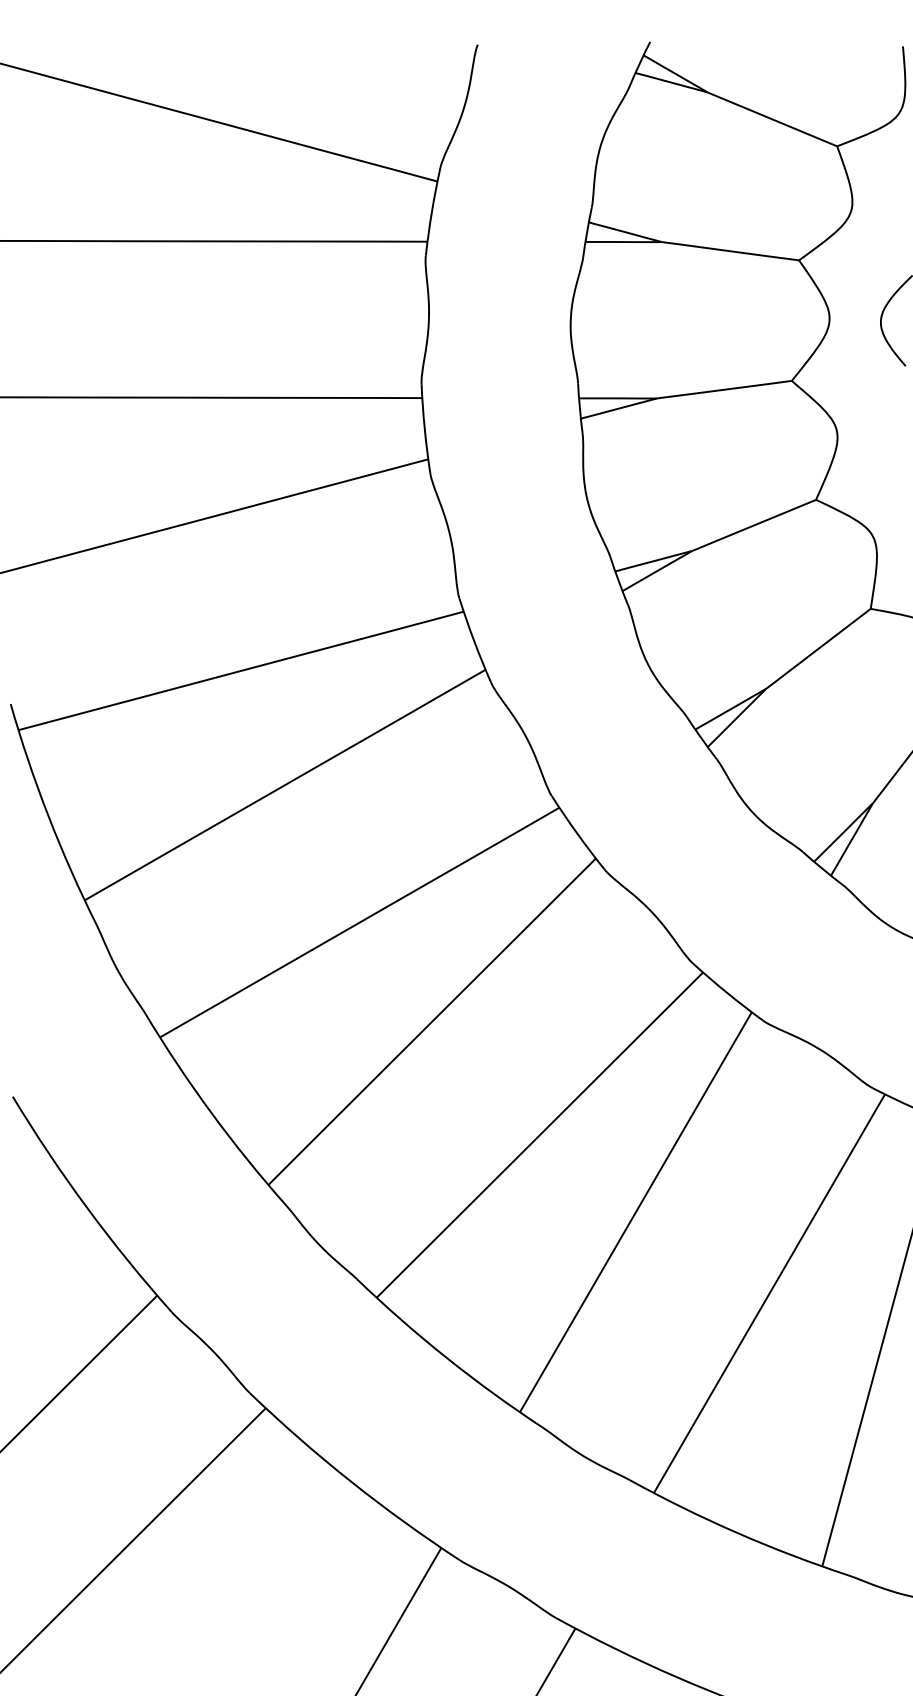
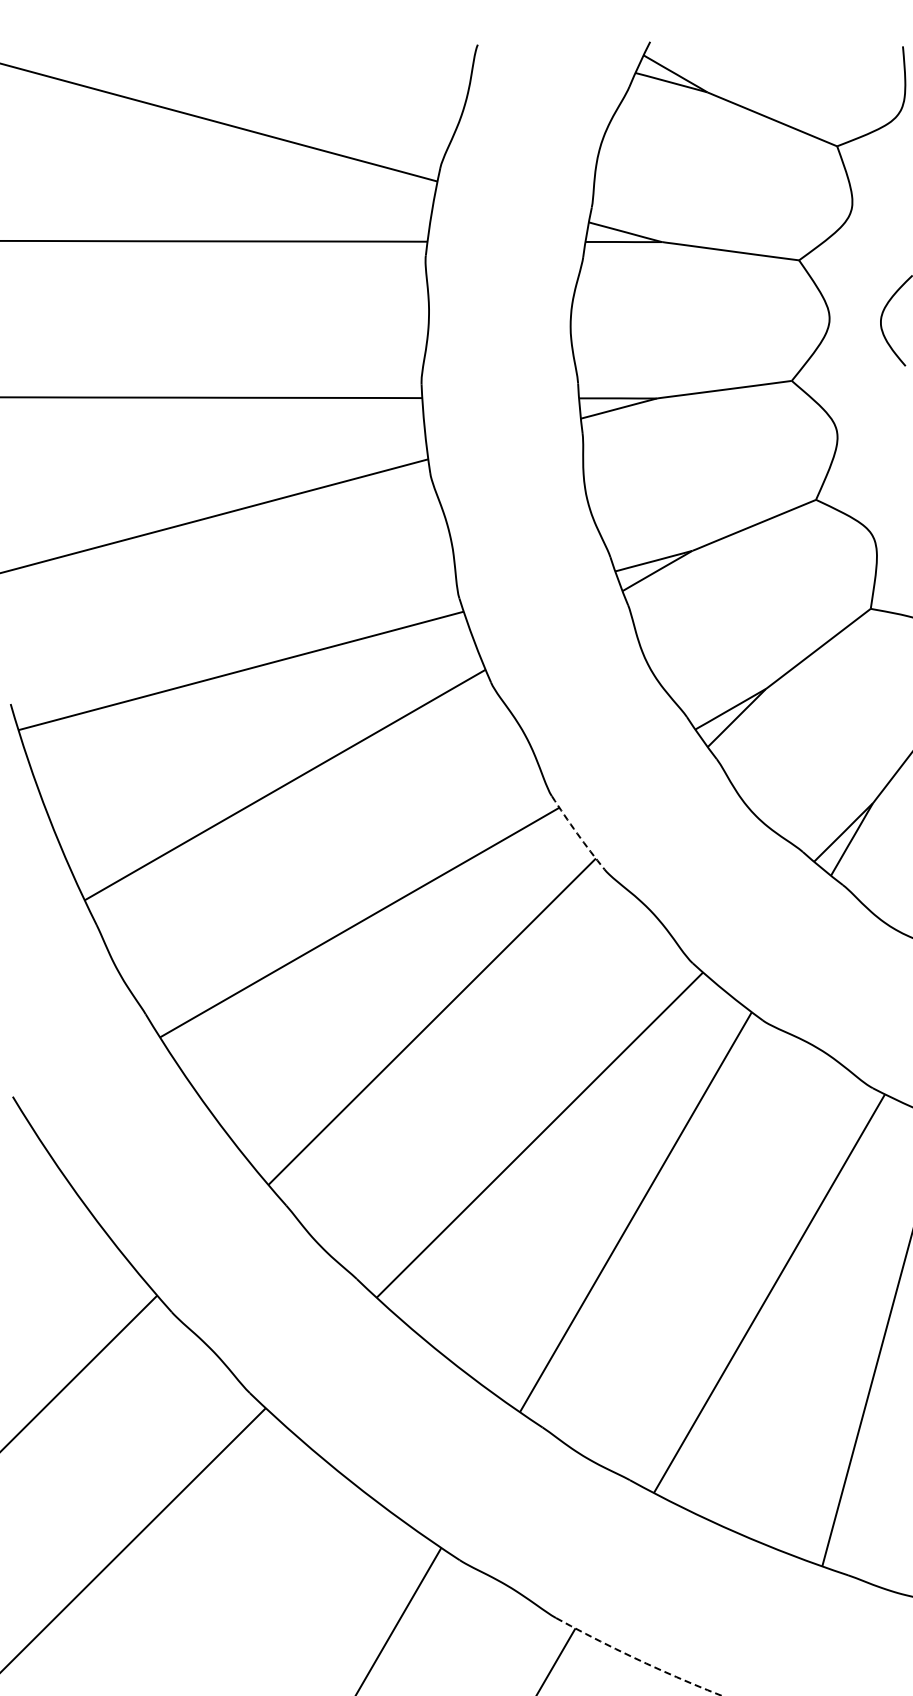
arc: solid -> dashed (577, 833)
arc: solid -> dashed (638, 1660)
